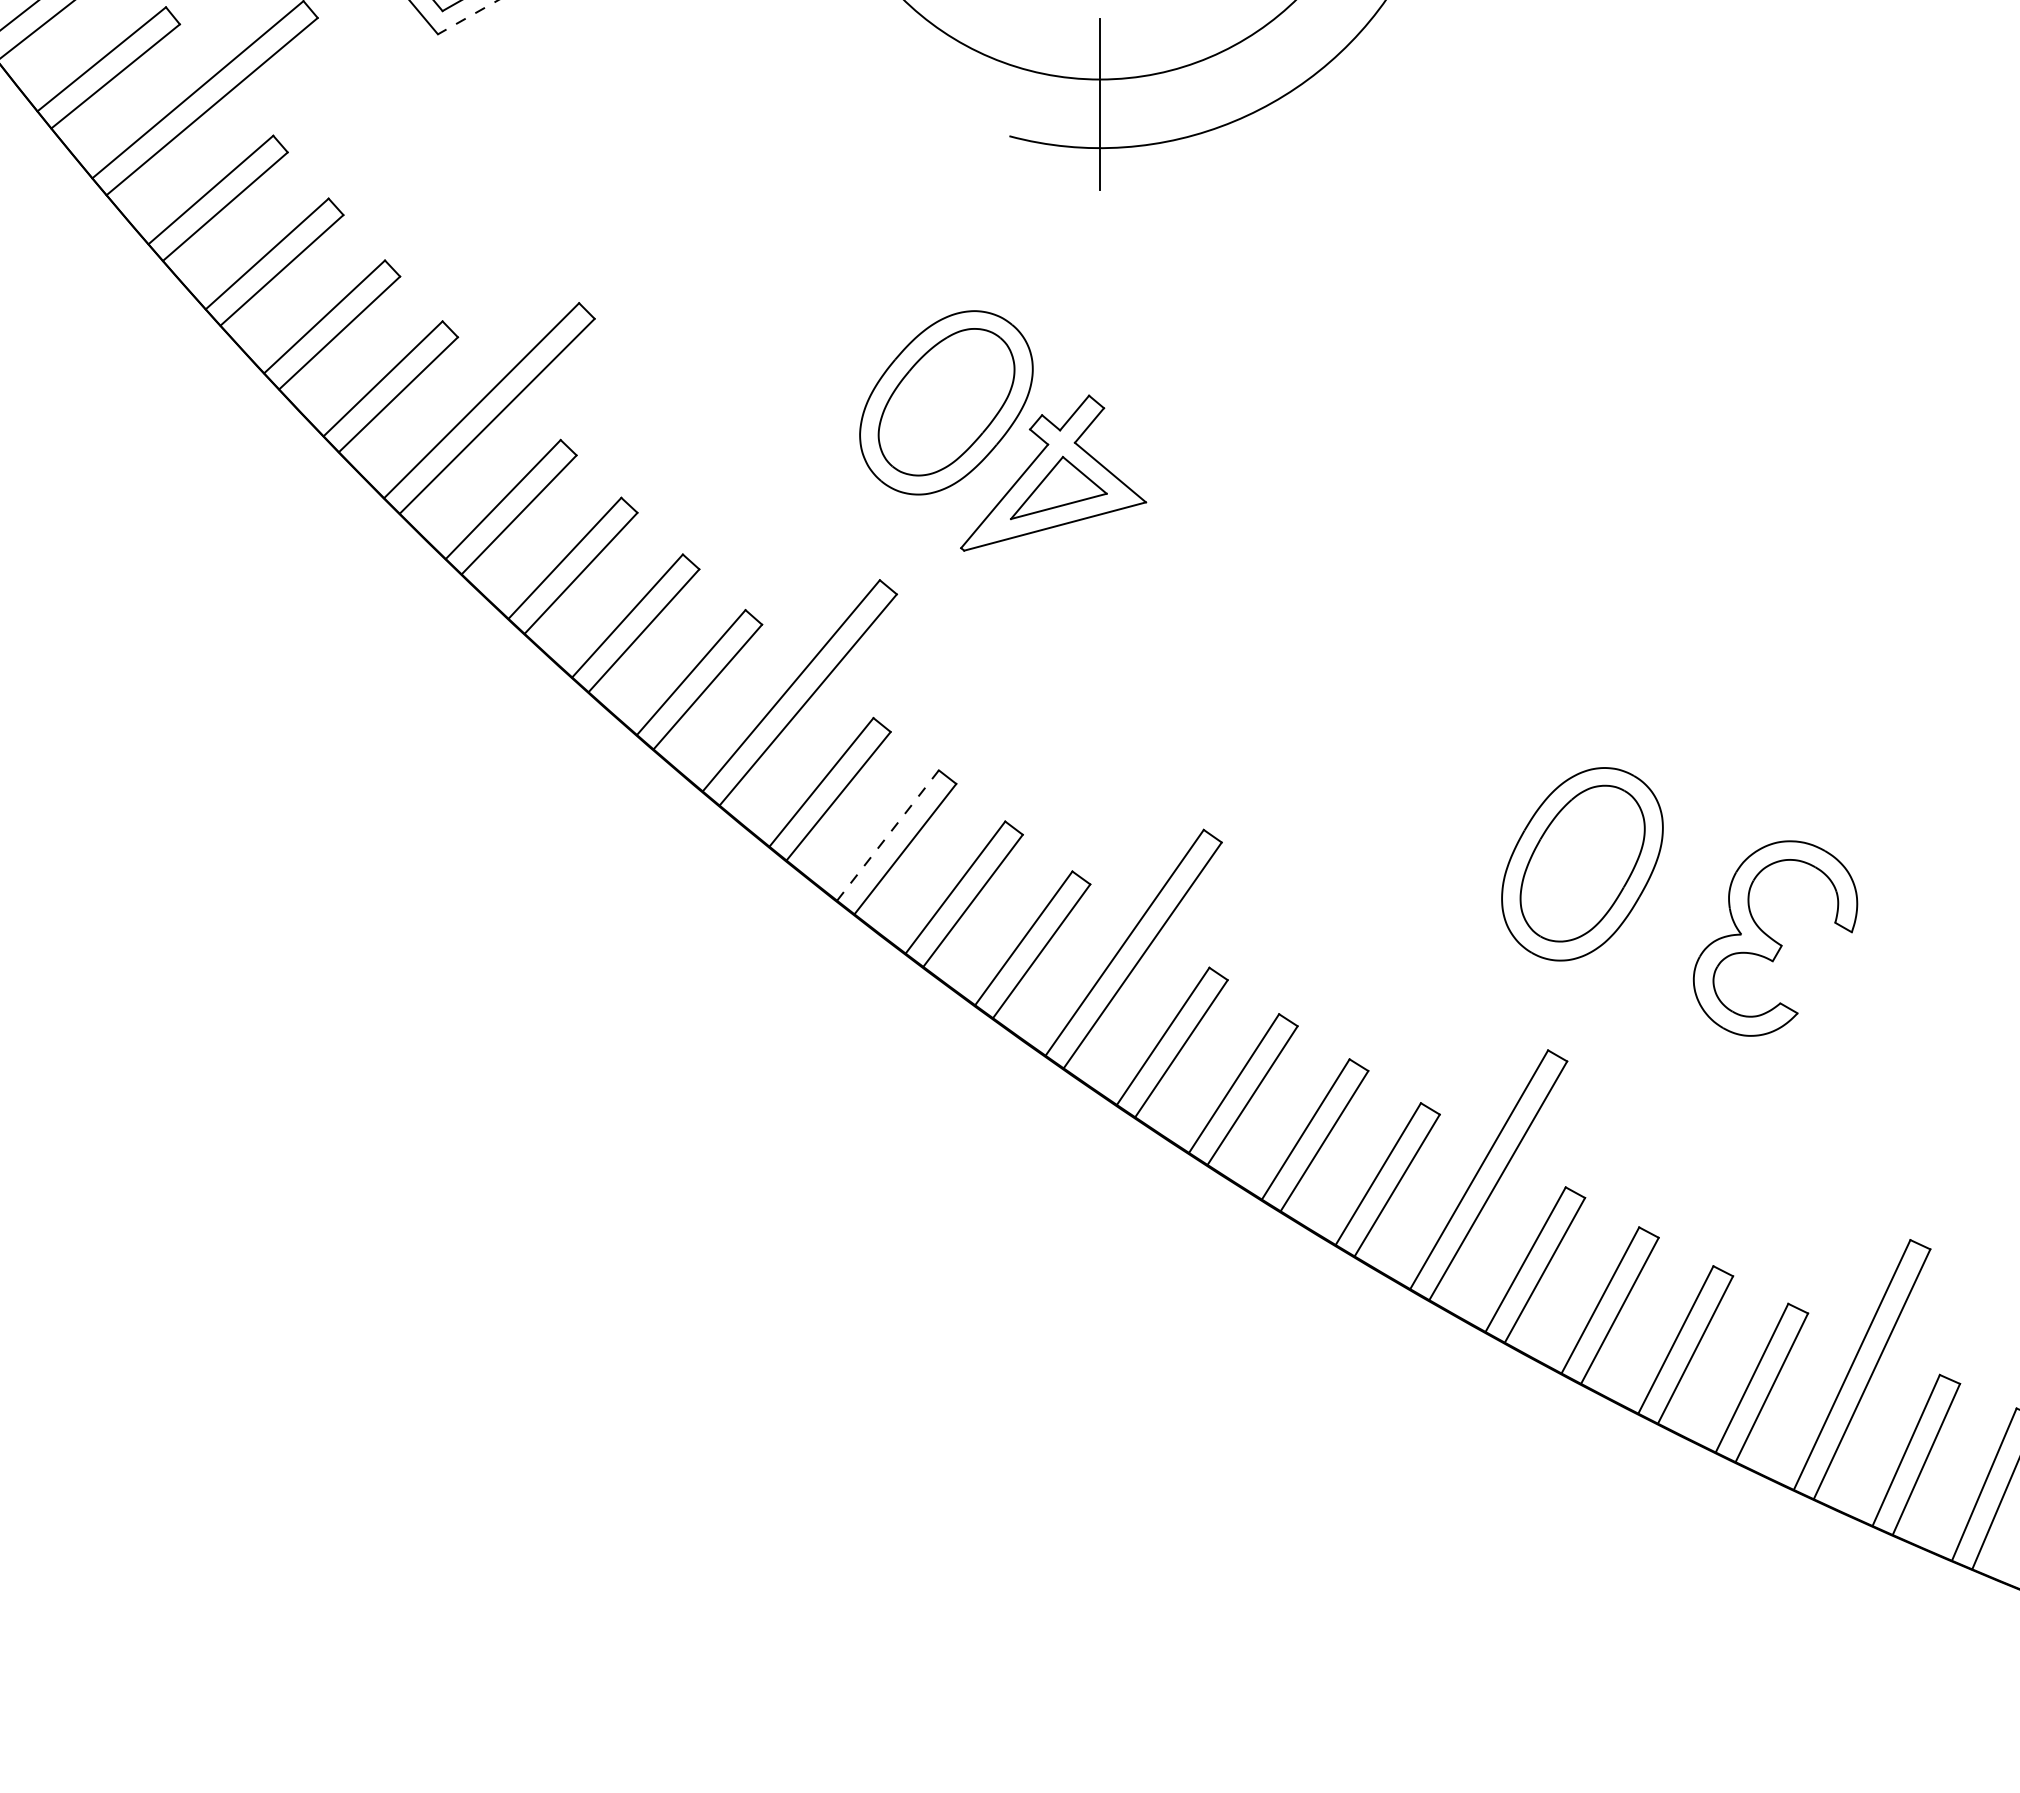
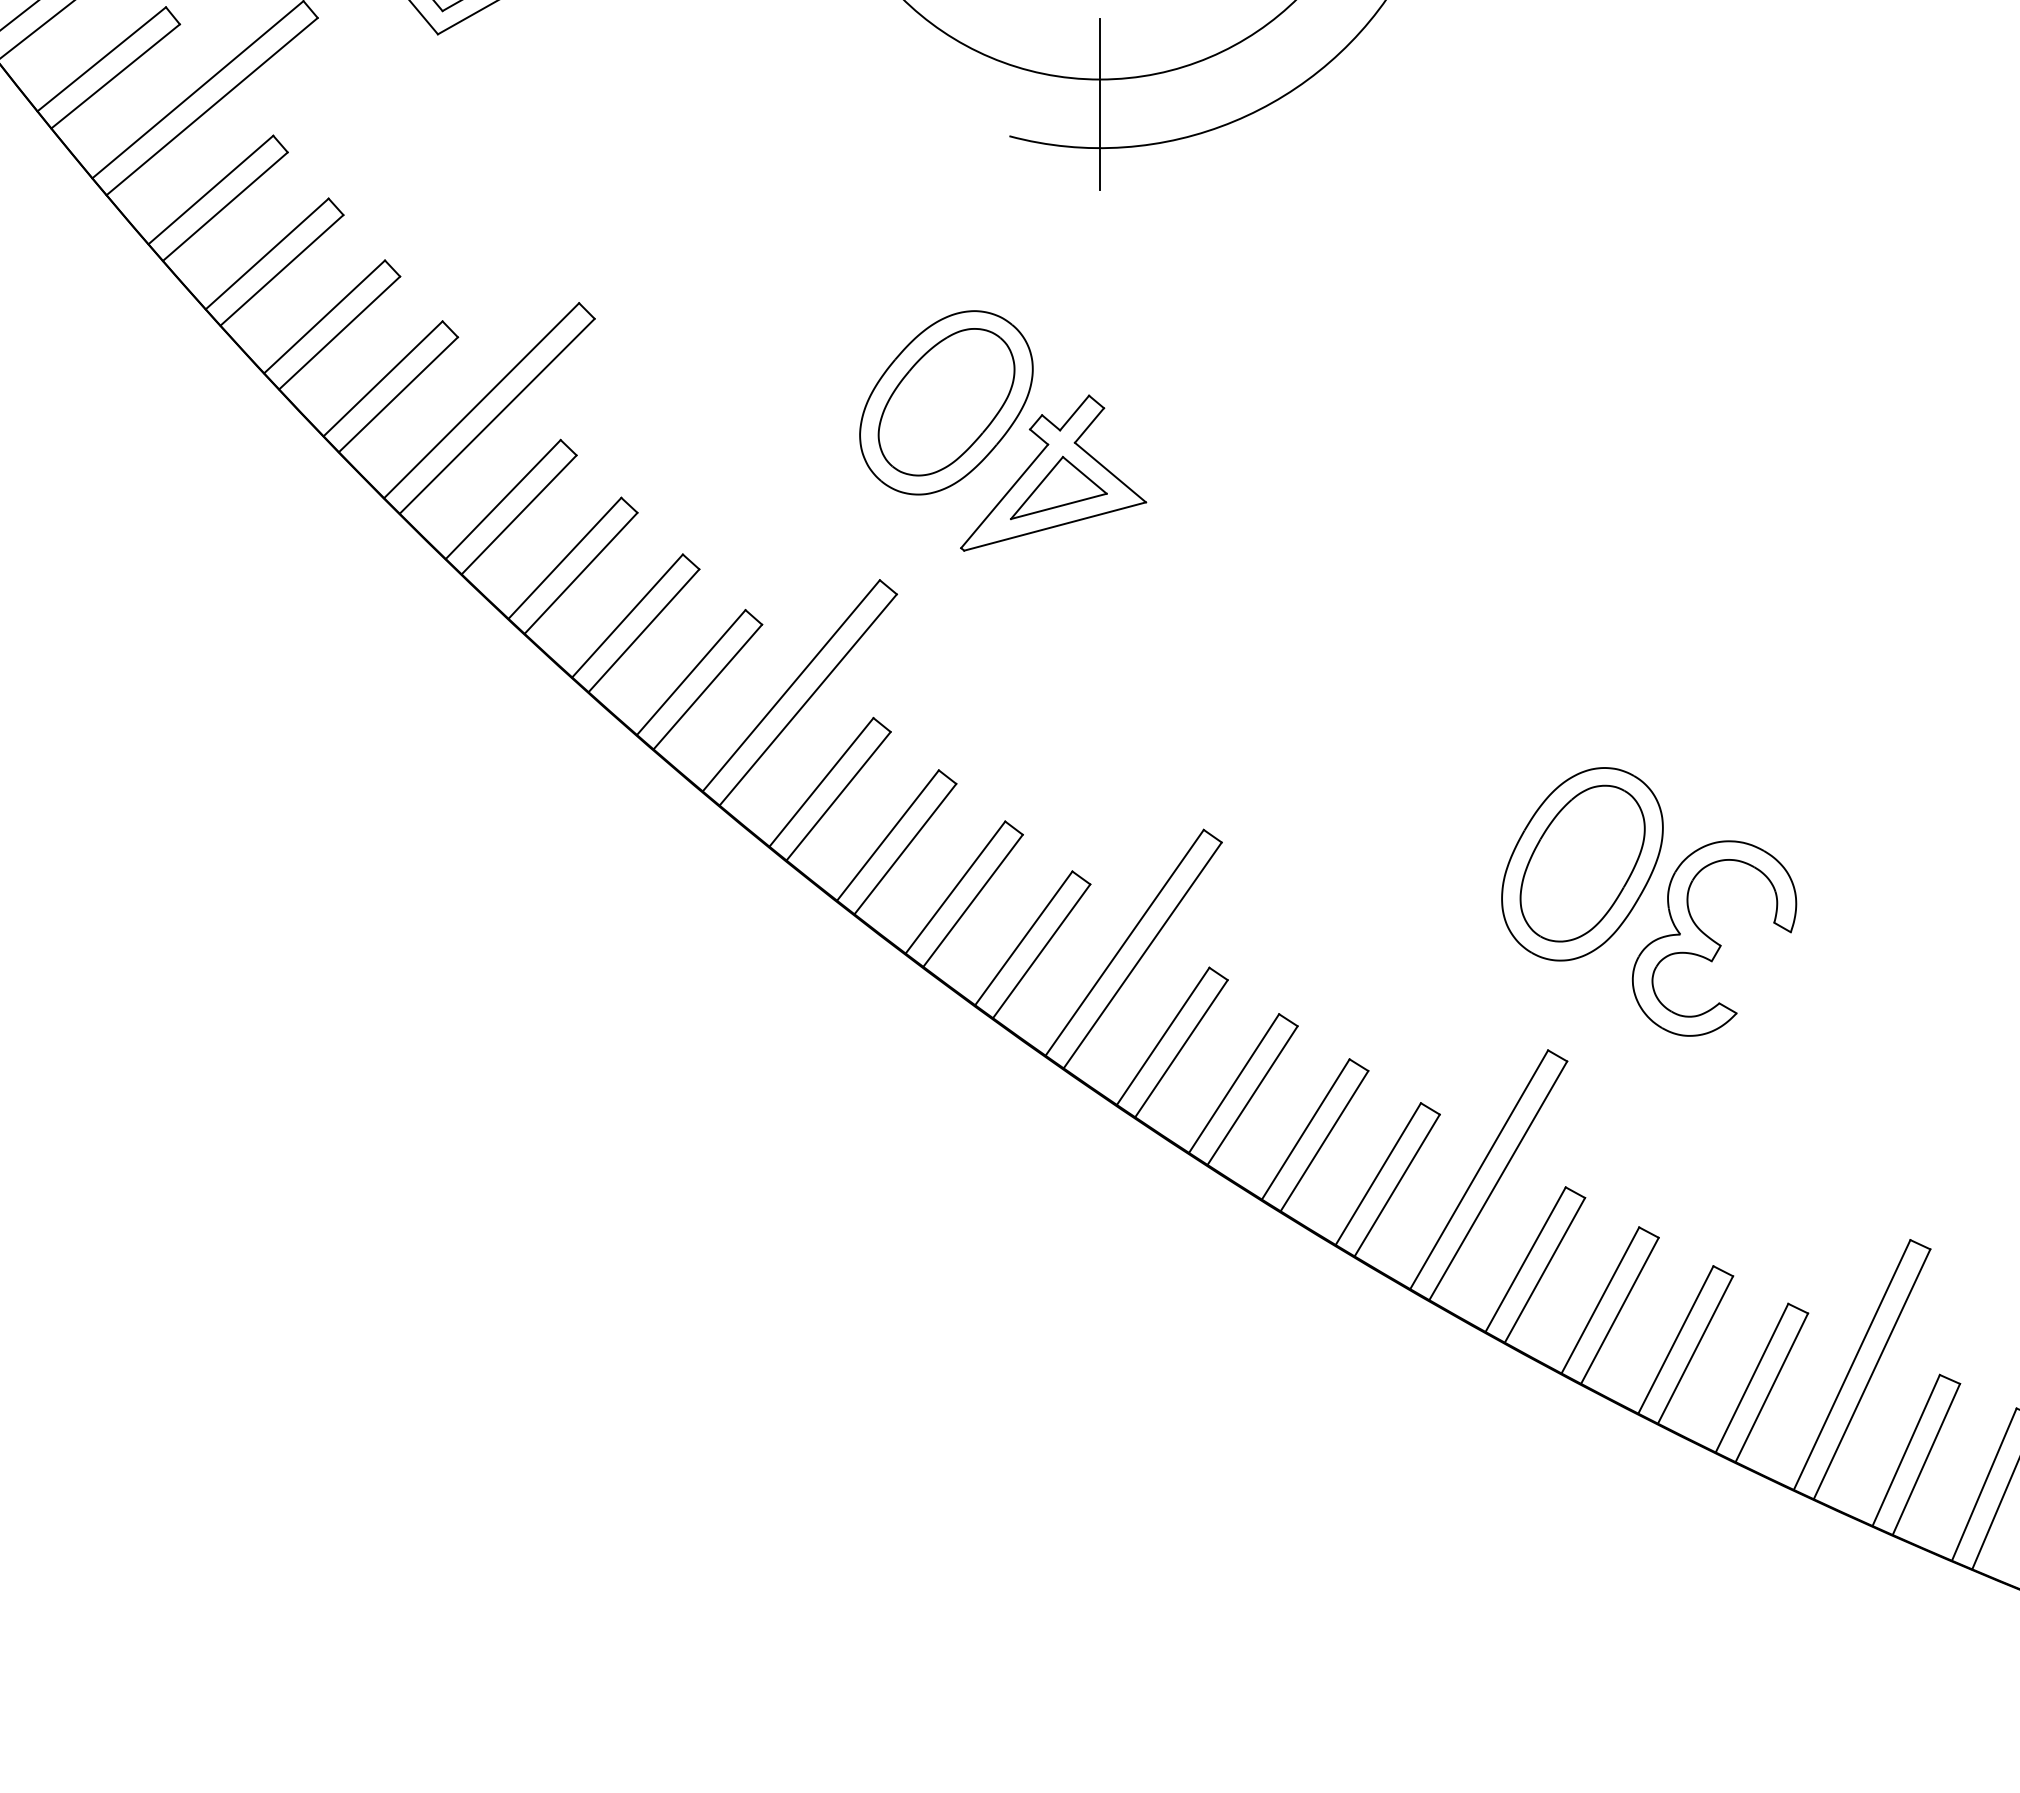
line: dashed -> solid (468, 17)
line: dashed -> solid (887, 835)
part position: (1775, 938) -> (1714, 938) (1714, 938)
